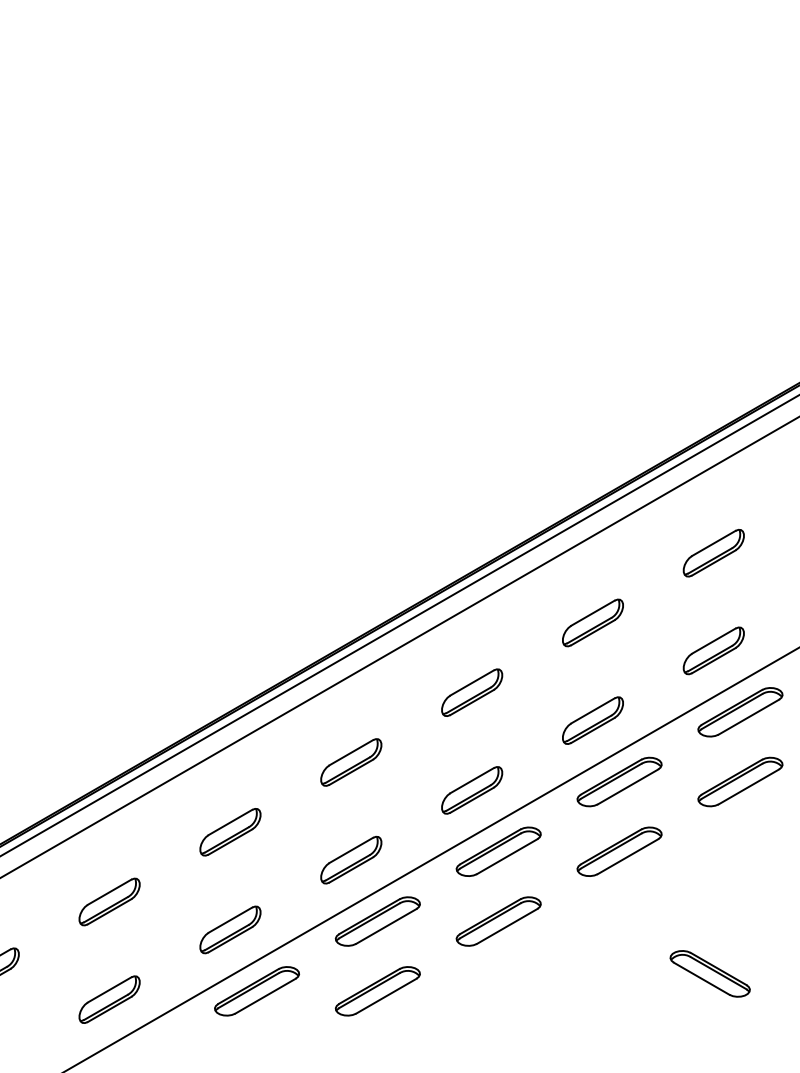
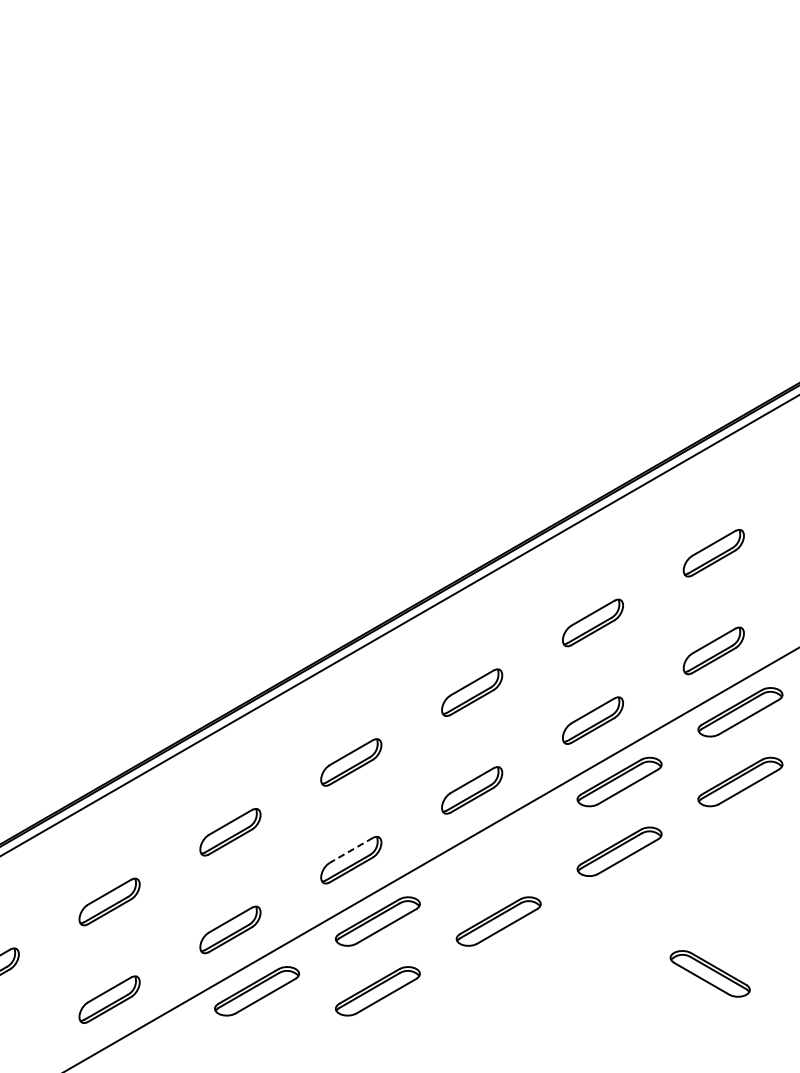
line: present -> none (399, 647)
line: solid -> dashed (350, 850)
part: present -> none (498, 851)
